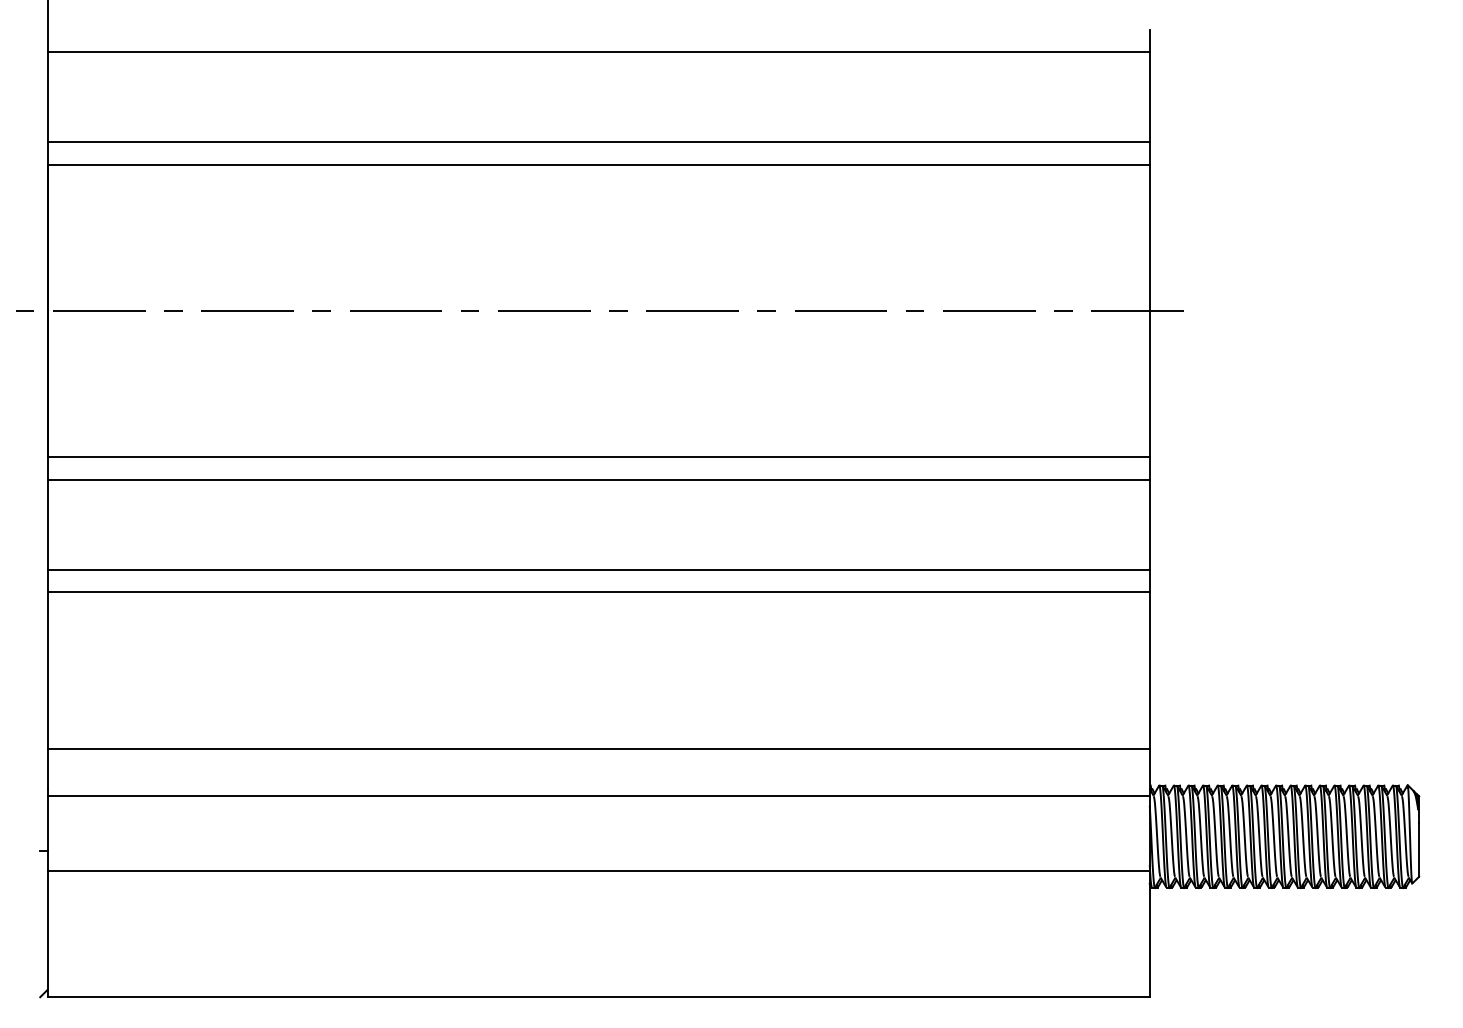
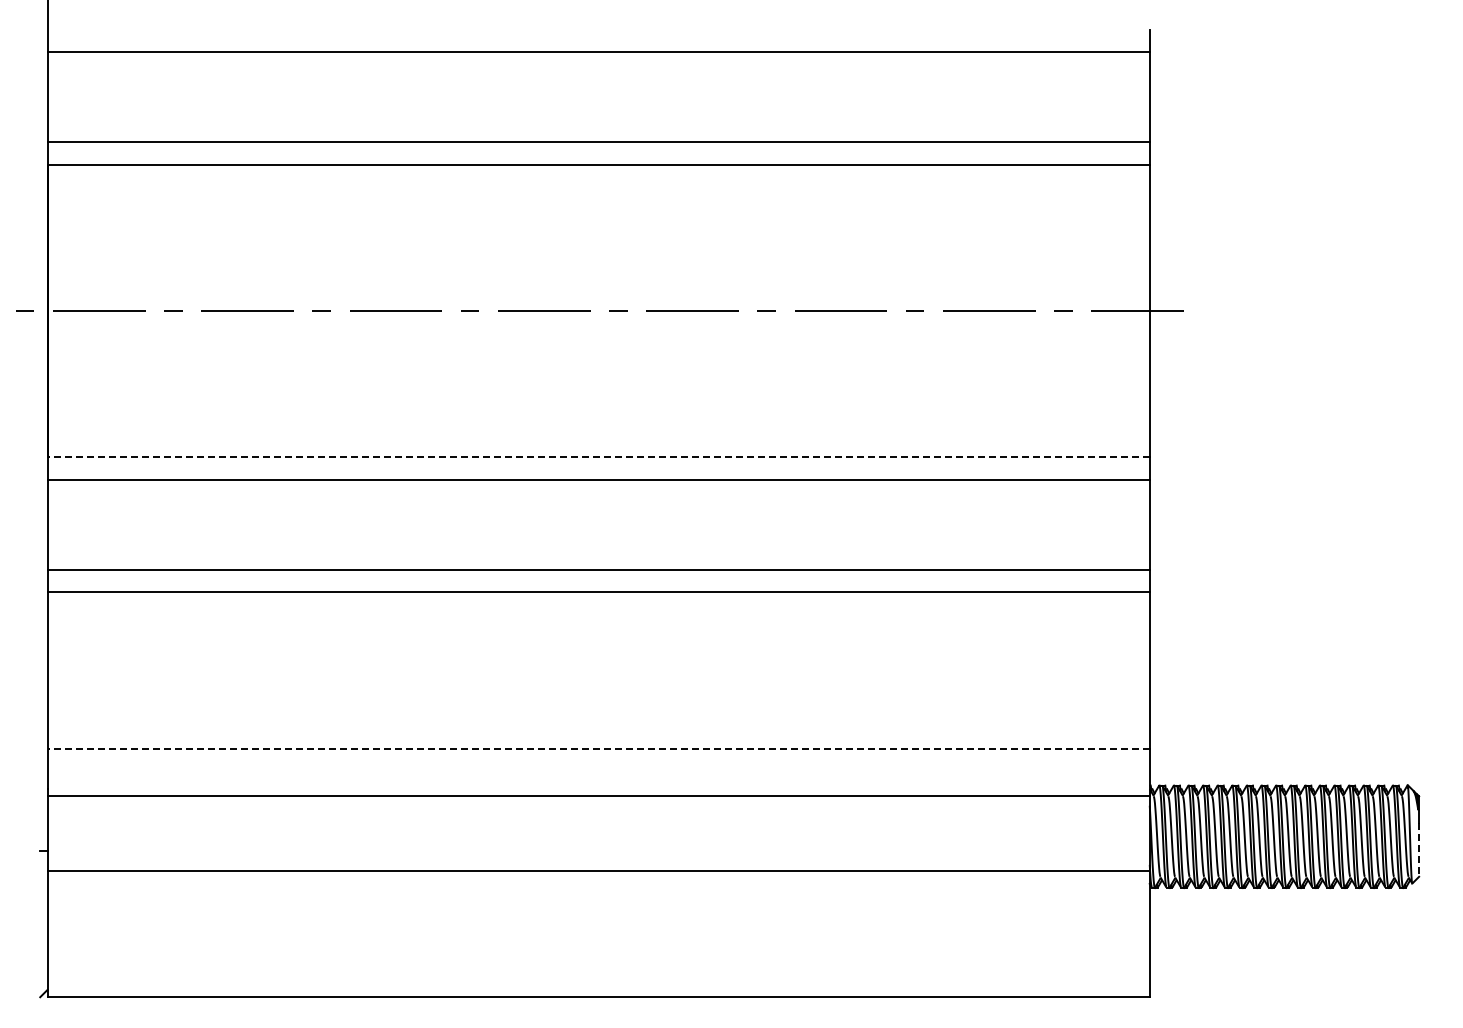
line: solid -> dashed (598, 457)
line: solid -> dashed (598, 749)
line: solid -> dashed (1419, 849)
